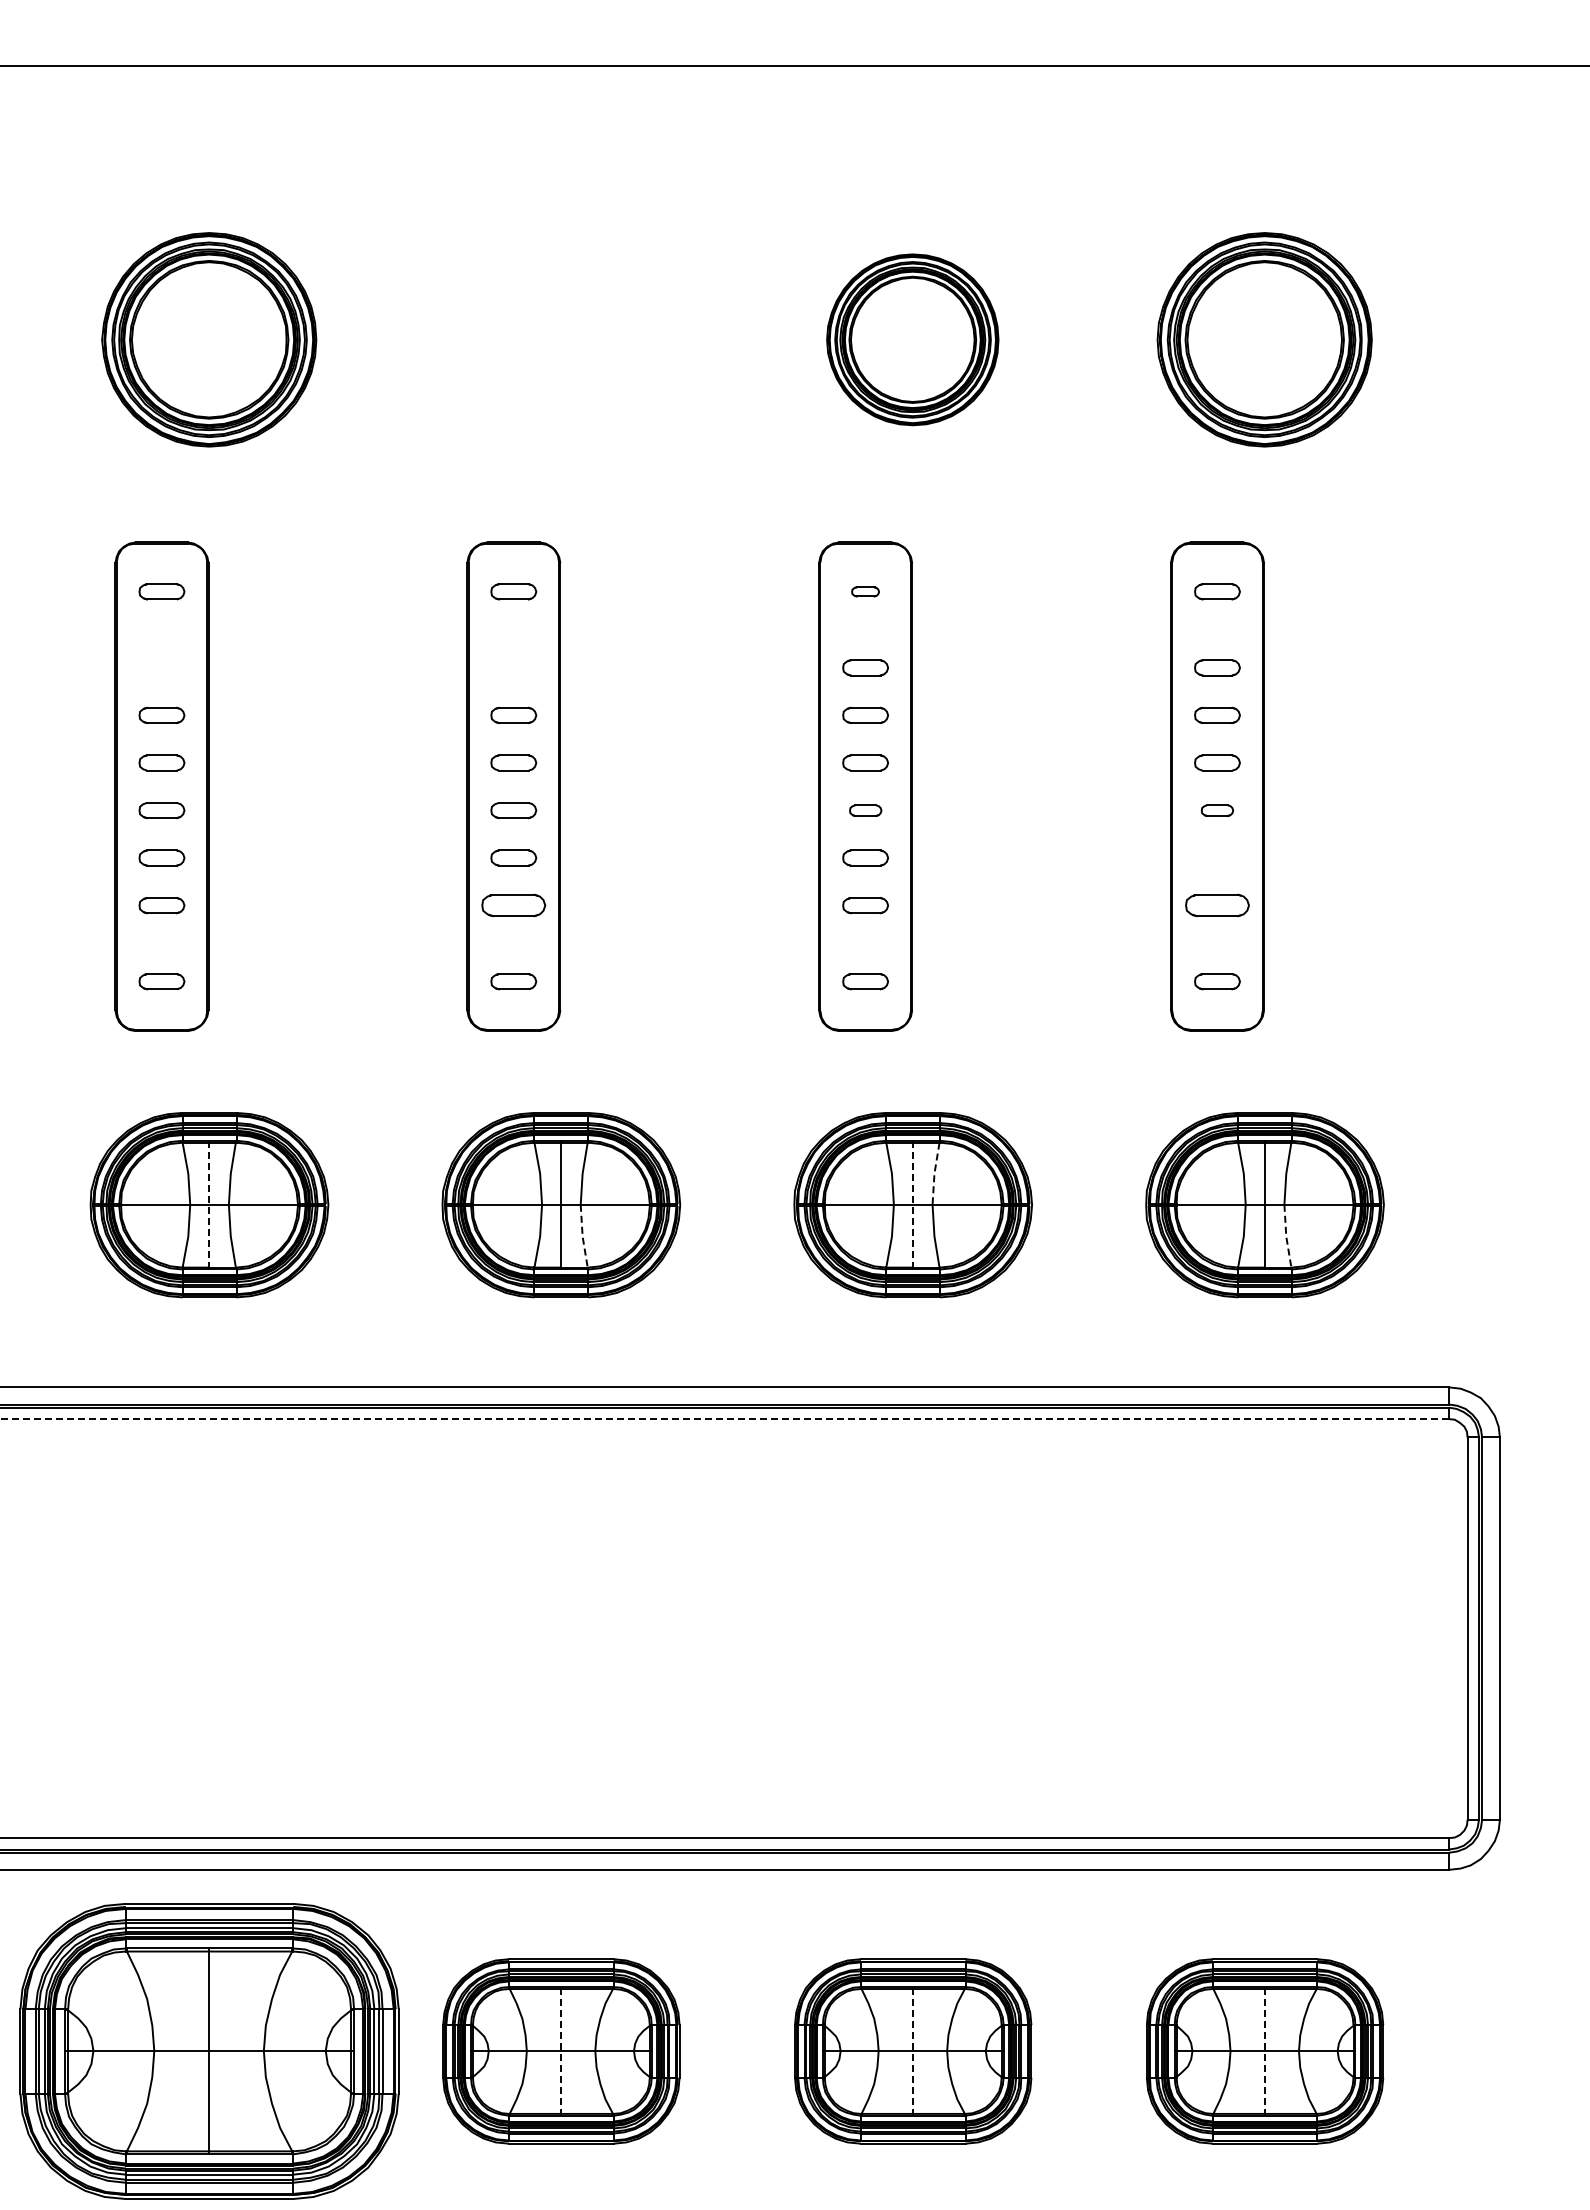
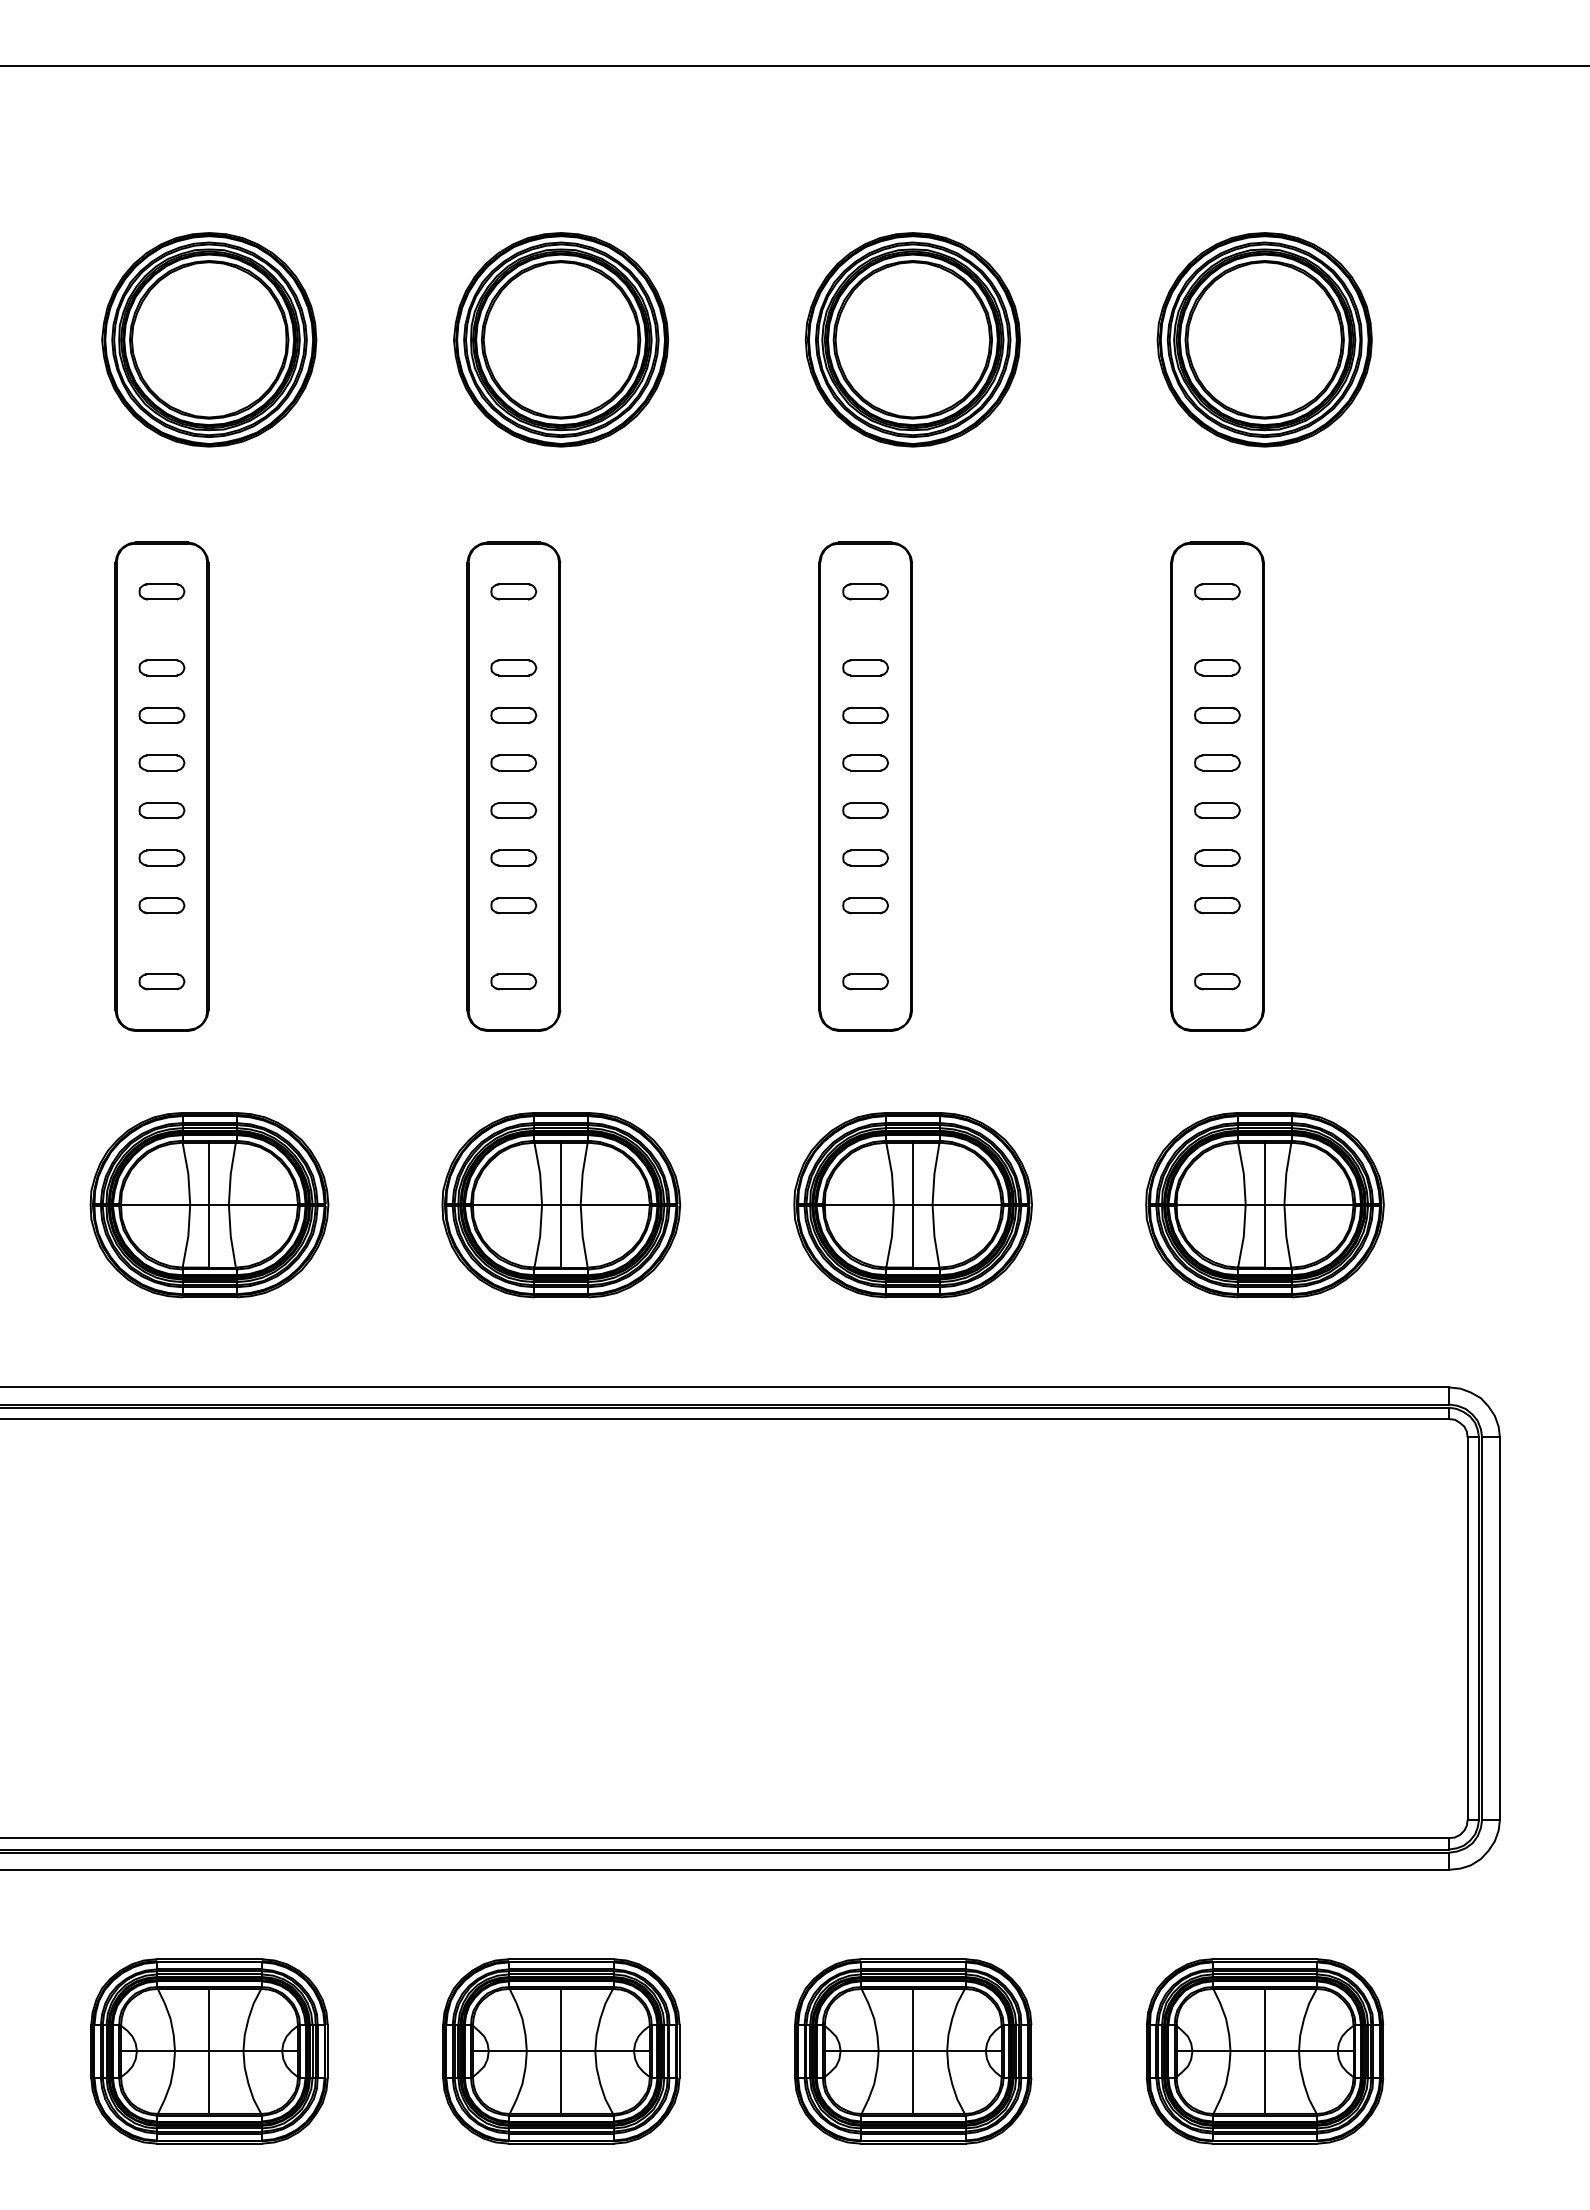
part: none -> present (561, 339)
part size: 174x174 px -> 217x216 px (912, 339)
part size: 29x12 px -> 47x18 px (865, 591)
part: none -> present (161, 667)
part: none -> present (513, 667)
part size: 34x13 px -> 48x18 px (865, 810)
part size: 35x13 px -> 47x18 px (1217, 810)
part: none -> present (1217, 857)
part size: 65x24 px -> 47x18 px (1217, 905)
part size: 66x25 px -> 48x18 px (513, 905)
line: dashed -> solid (934, 1173)
line: dashed -> solid (209, 1204)
line: dashed -> solid (912, 1204)
line: dashed -> solid (582, 1236)
line: dashed -> solid (1286, 1236)
line: dashed -> solid (724, 1419)
line: dashed -> solid (561, 2050)
line: dashed -> solid (912, 2050)
line: dashed -> solid (1264, 2050)
part size: 381x297 px -> 239x187 px (209, 2051)
